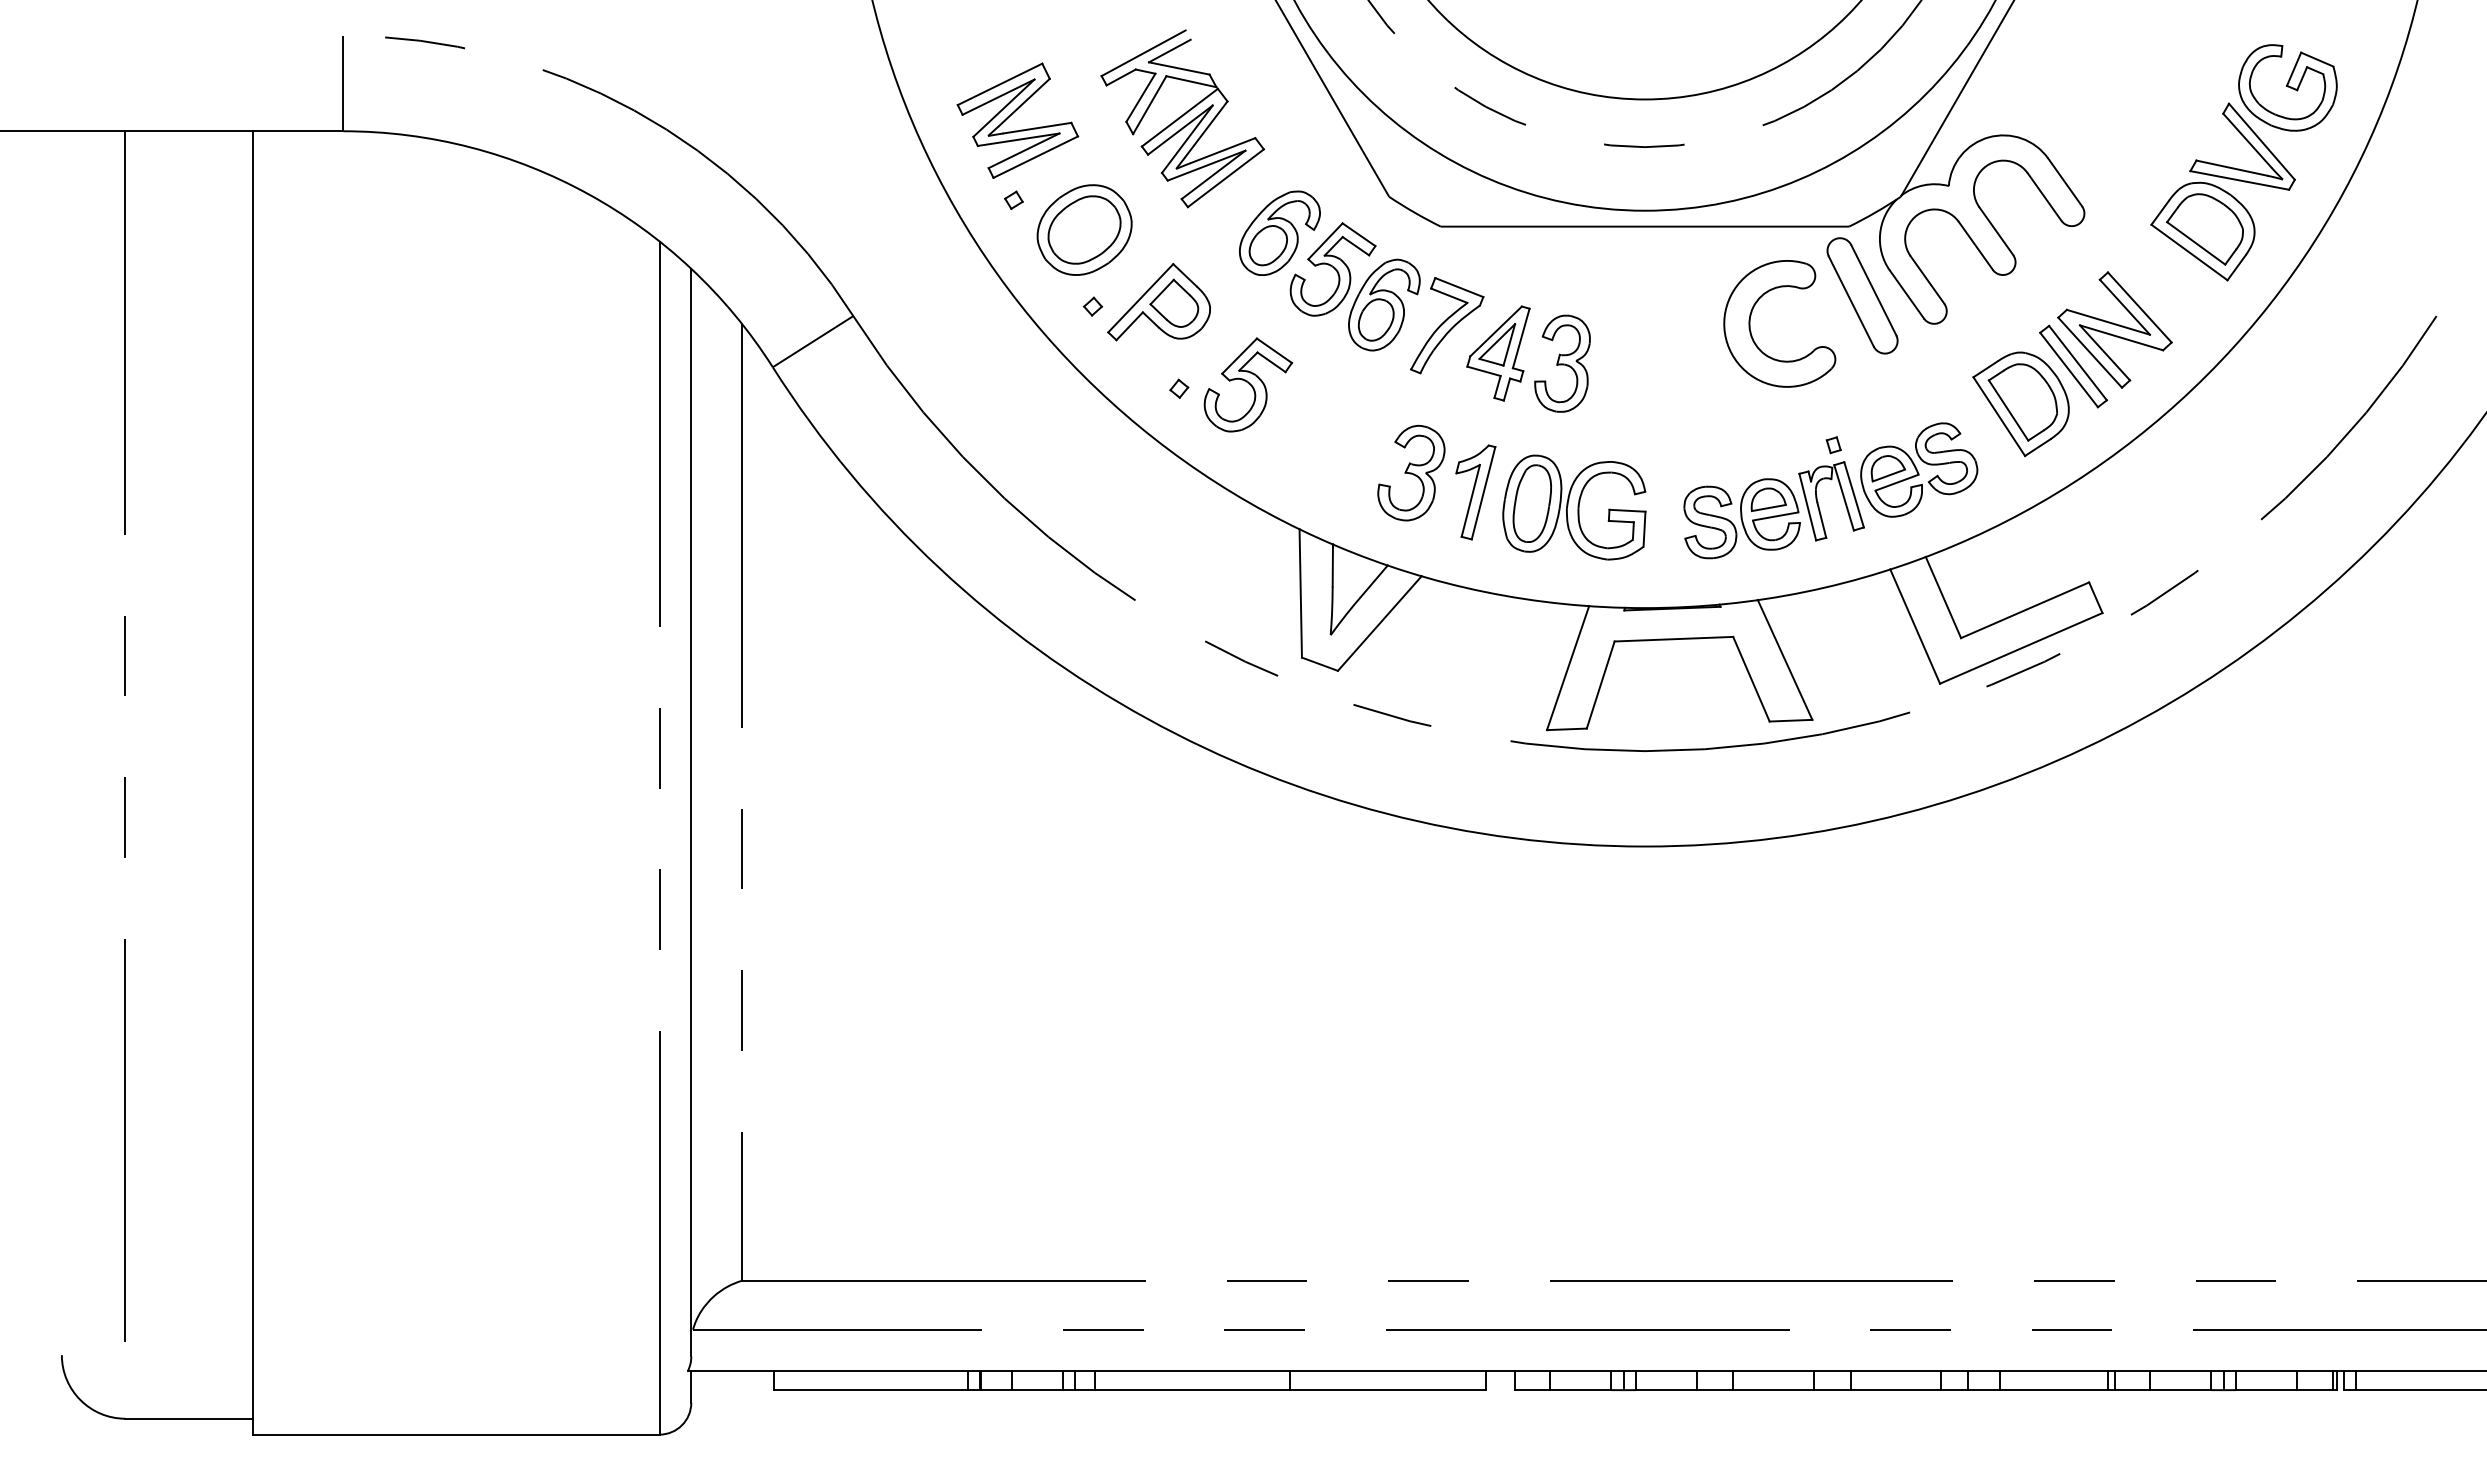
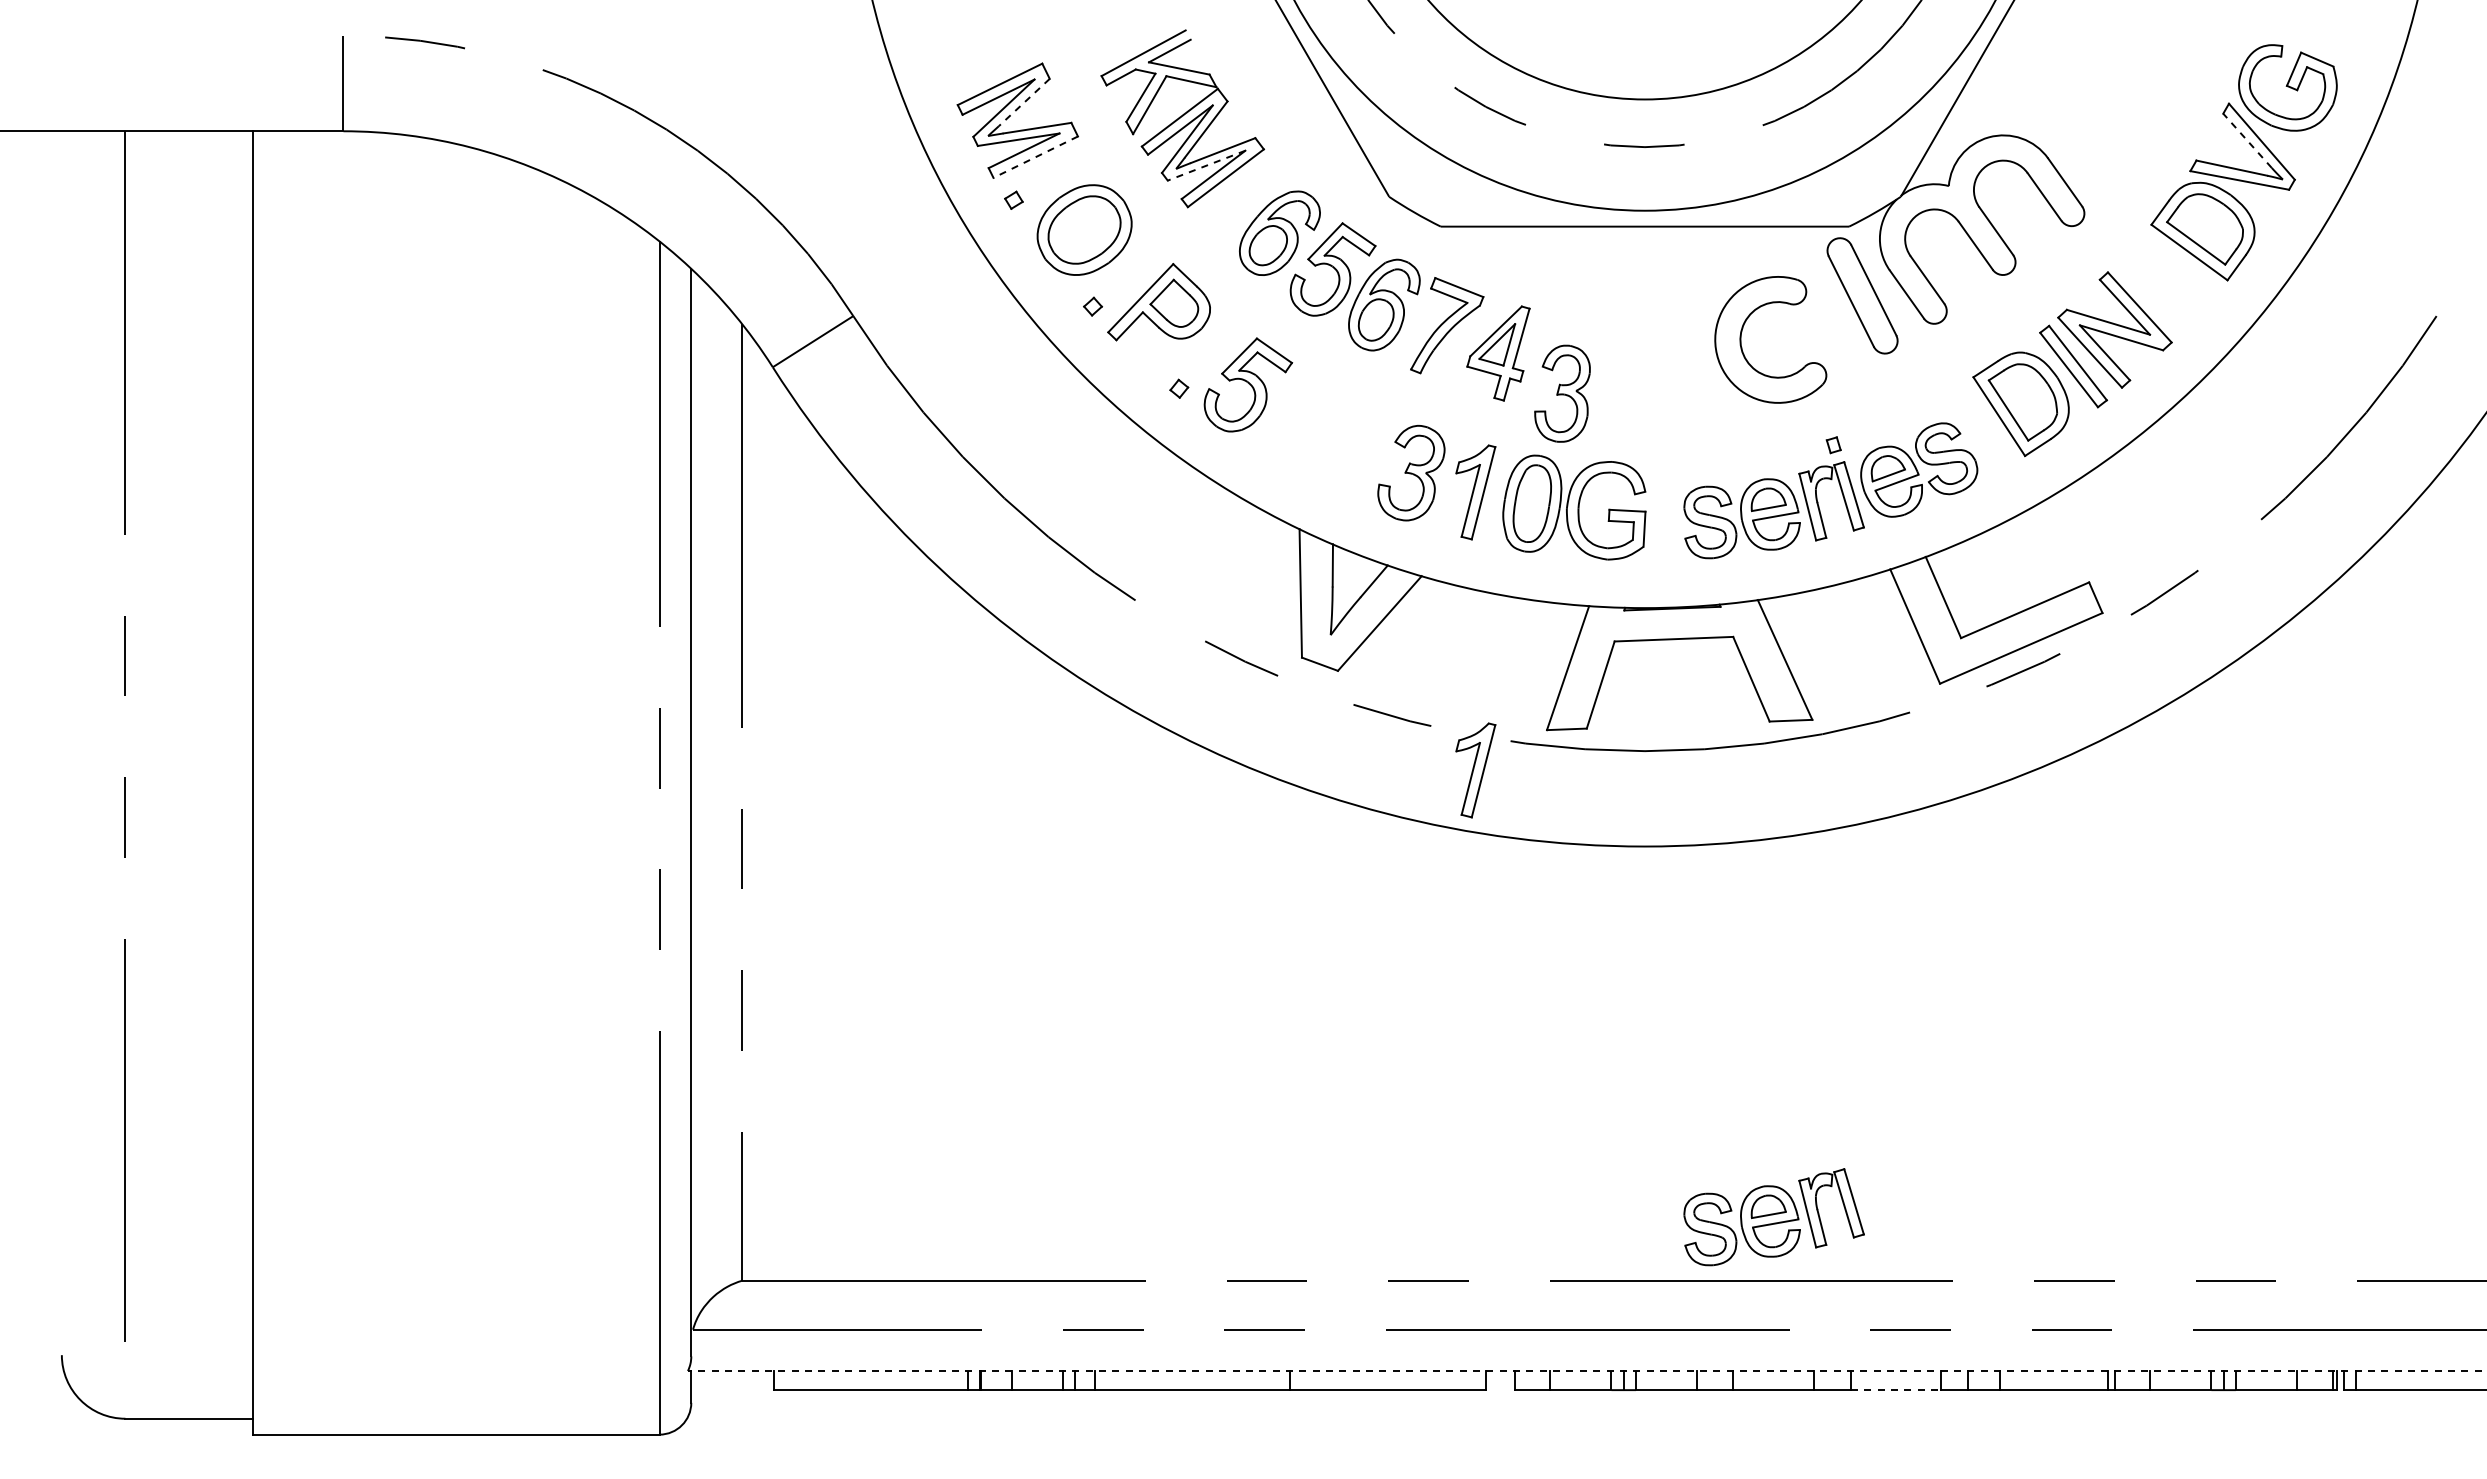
line: solid -> dashed (1024, 102)
line: solid -> dashed (2247, 140)
line: solid -> dashed (1035, 157)
line: solid -> dashed (1206, 165)
part position: (1751, 316) -> (1742, 332) (1742, 332)
part position: (1562, 363) -> (1562, 393) (1562, 393)
part: none -> present (1475, 770)
part: none -> present (1773, 1217)
line: solid -> dashed (1586, 1371)
line: solid -> dashed (1895, 1390)
